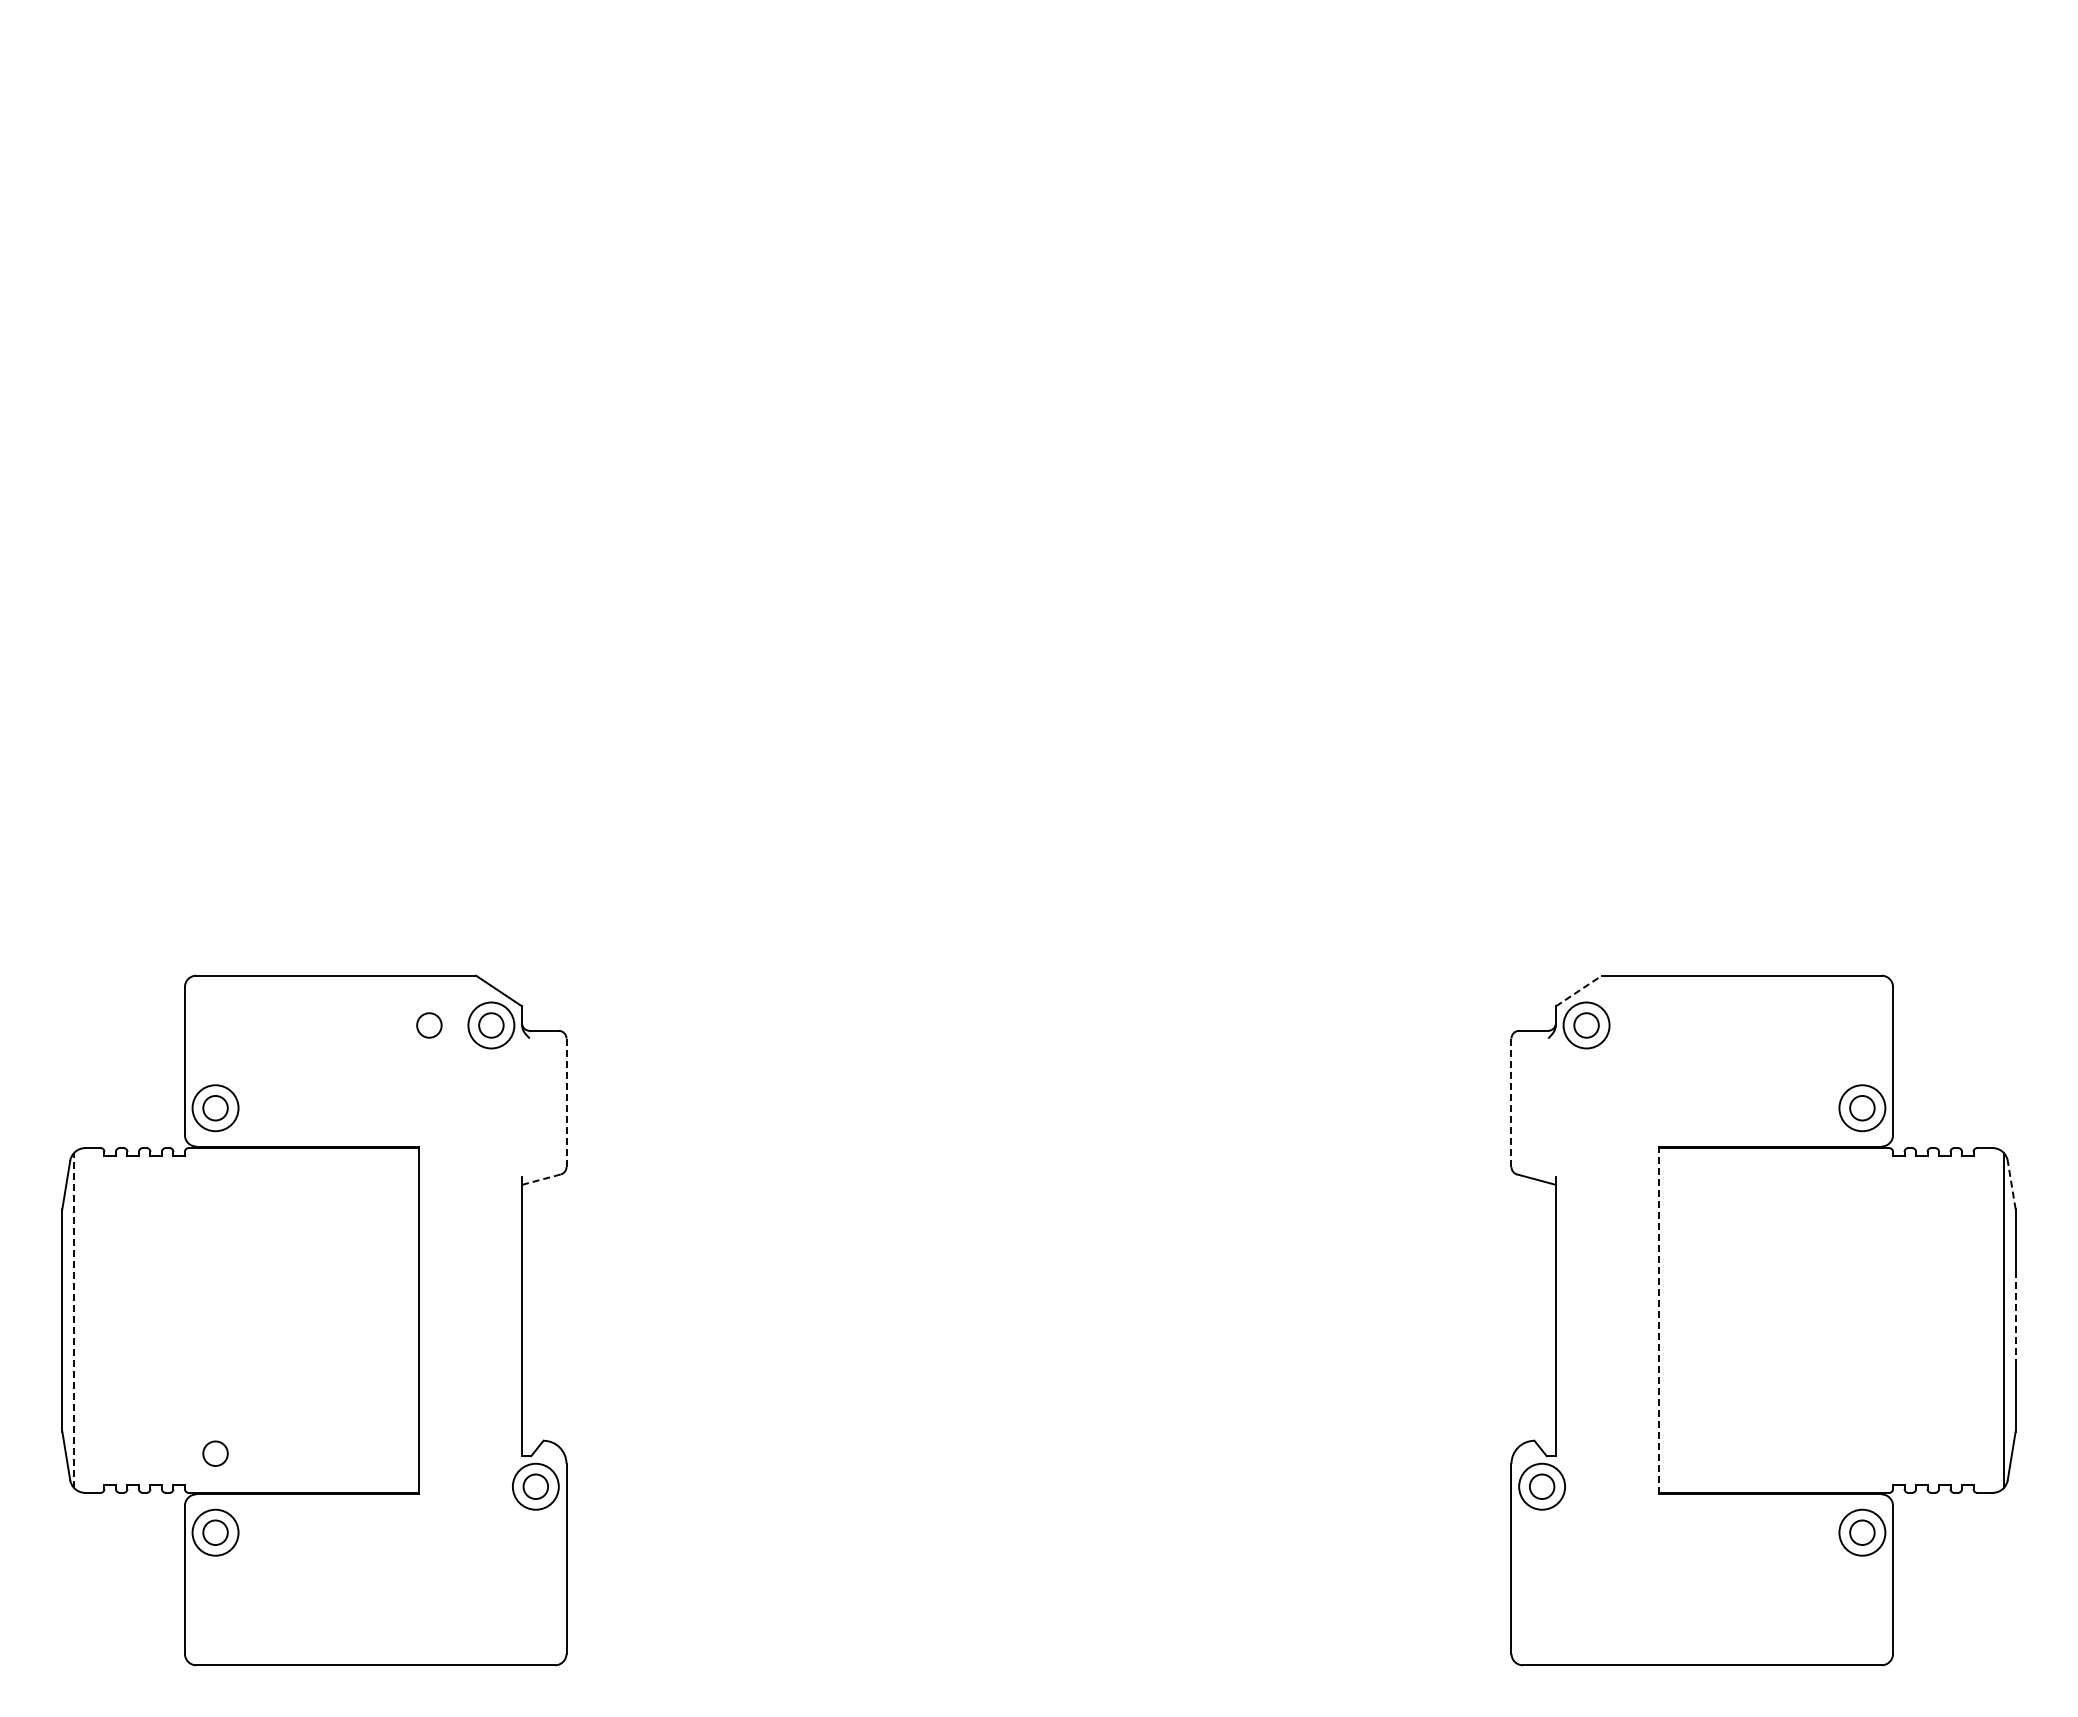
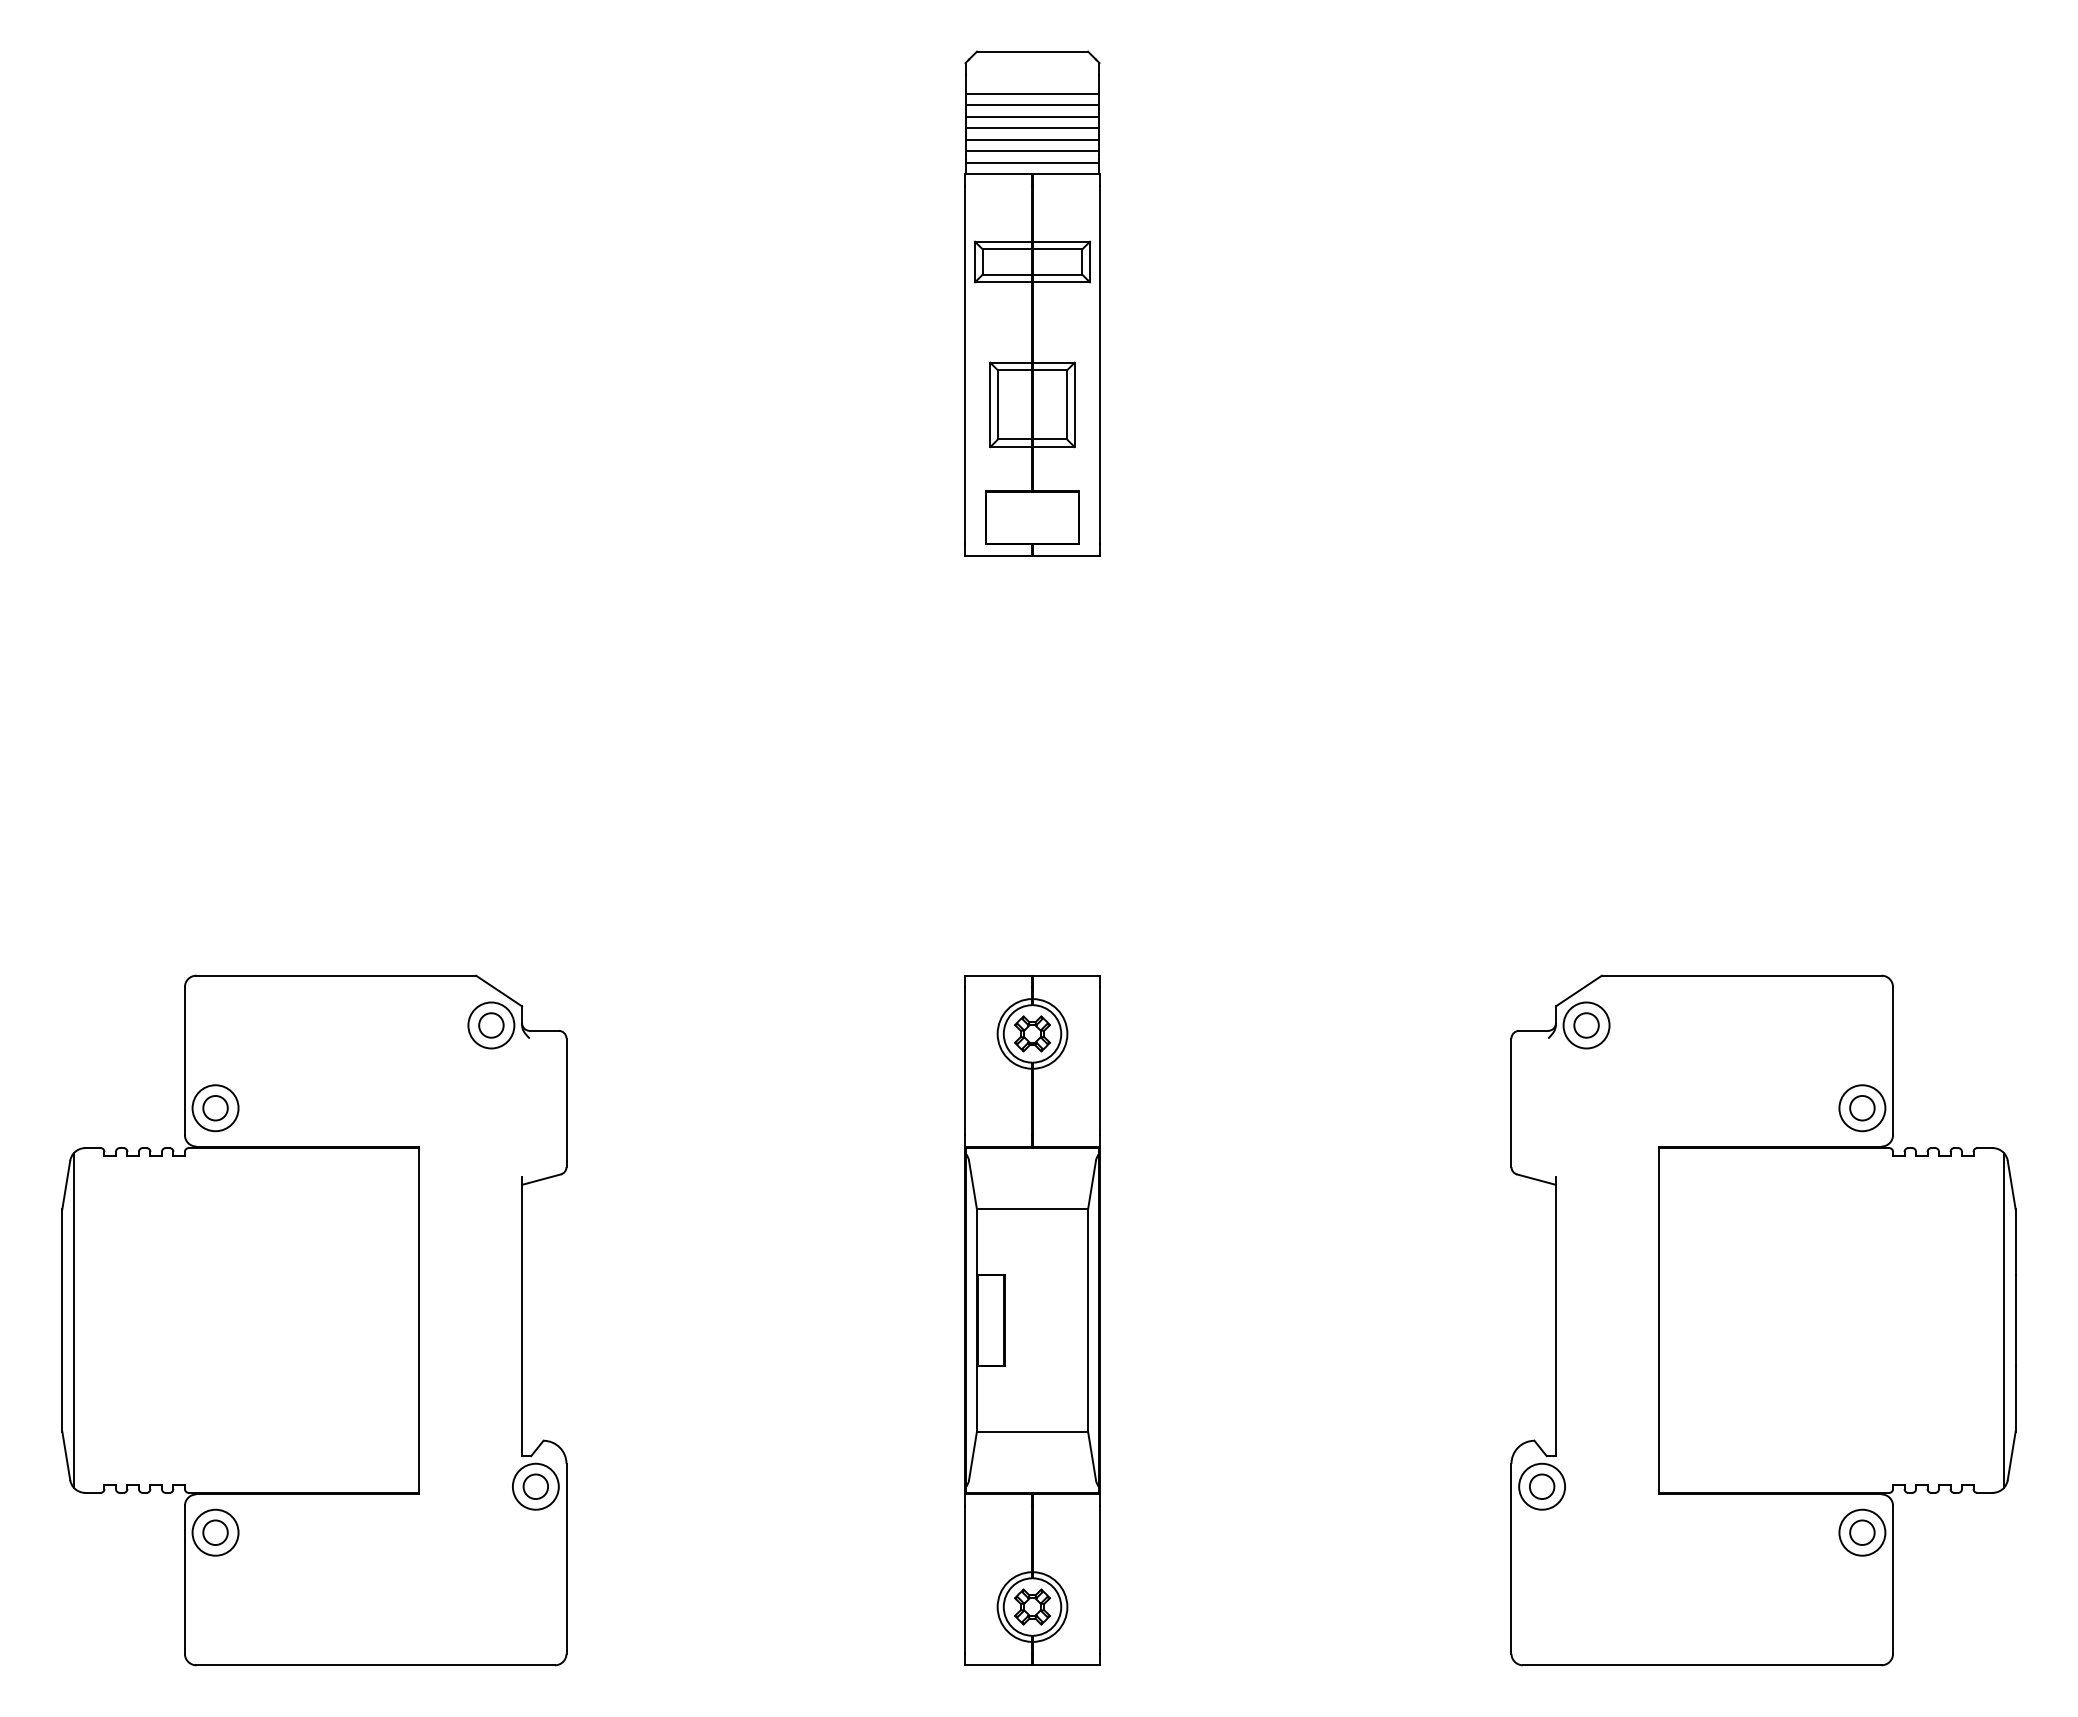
part: none -> present (1032, 303)
line: dashed -> solid (1578, 991)
circle: present -> none (429, 1025)
line: dashed -> solid (566, 1102)
line: dashed -> solid (1511, 1103)
line: dashed -> solid (541, 1179)
line: dashed -> solid (2011, 1185)
line: dashed -> solid (73, 1319)
part: none -> present (1032, 1320)
line: dashed -> solid (1659, 1320)
line: dashed -> solid (2015, 1320)
circle: present -> none (215, 1453)
